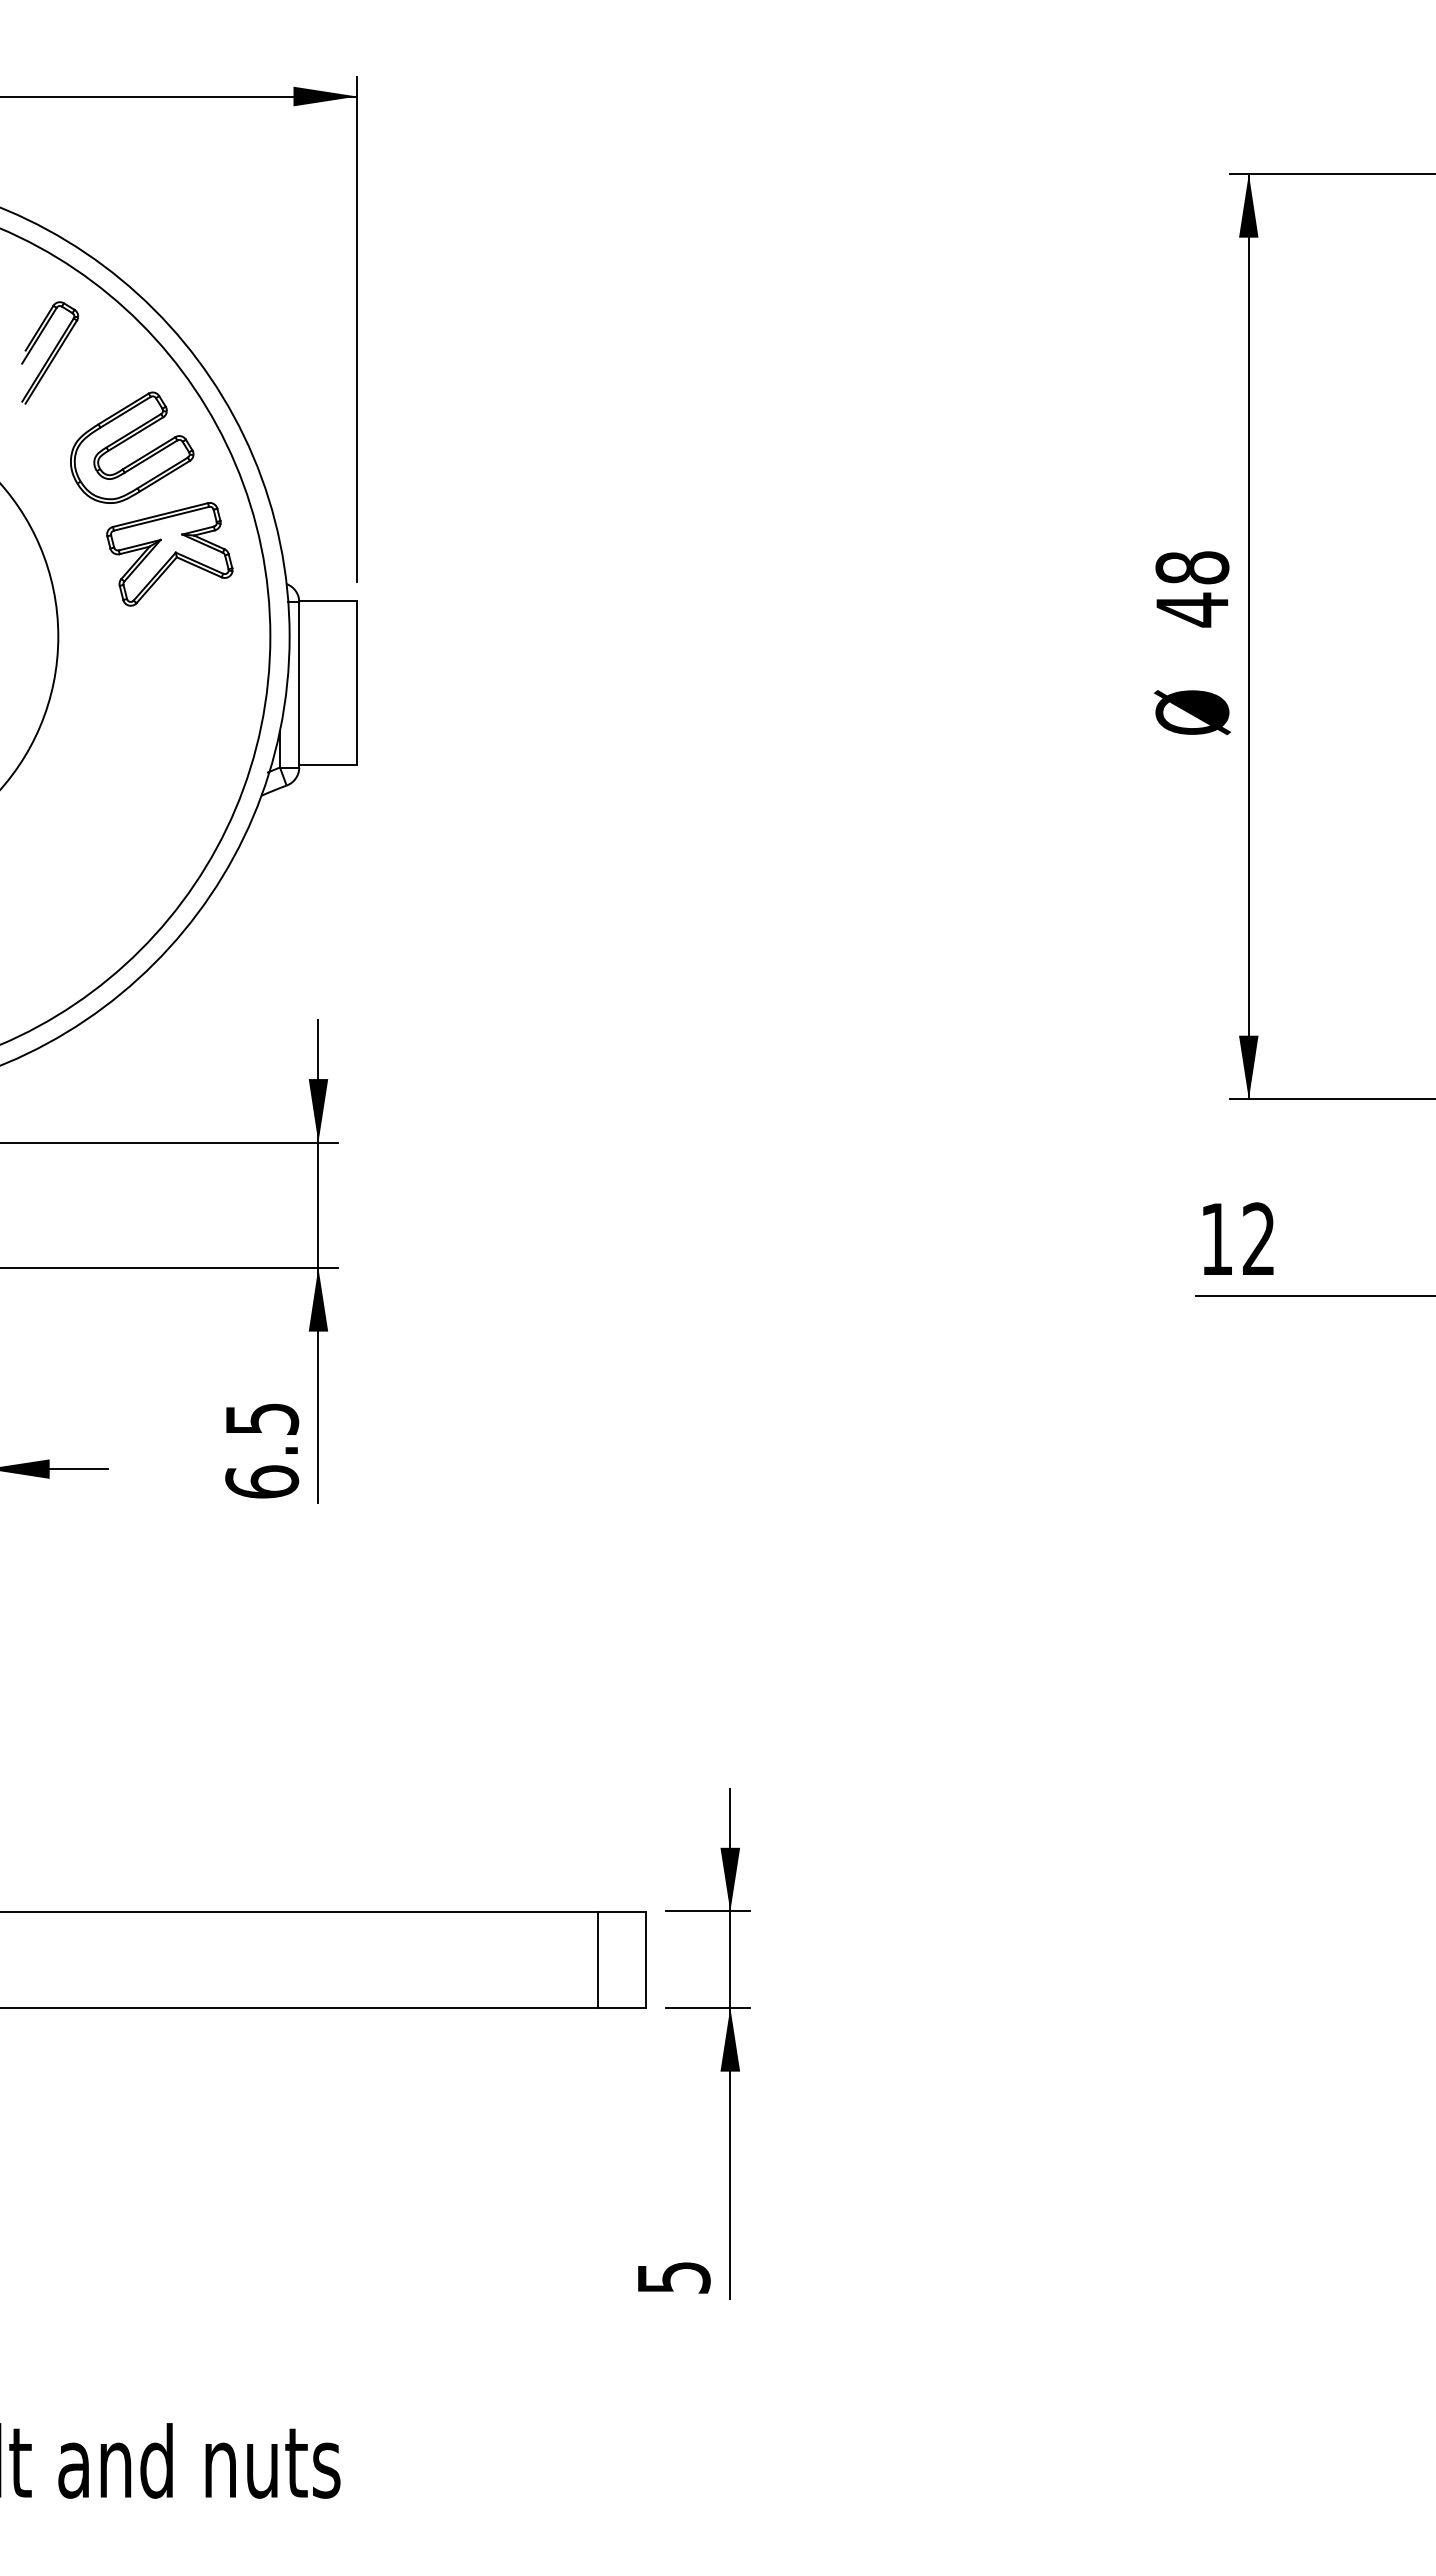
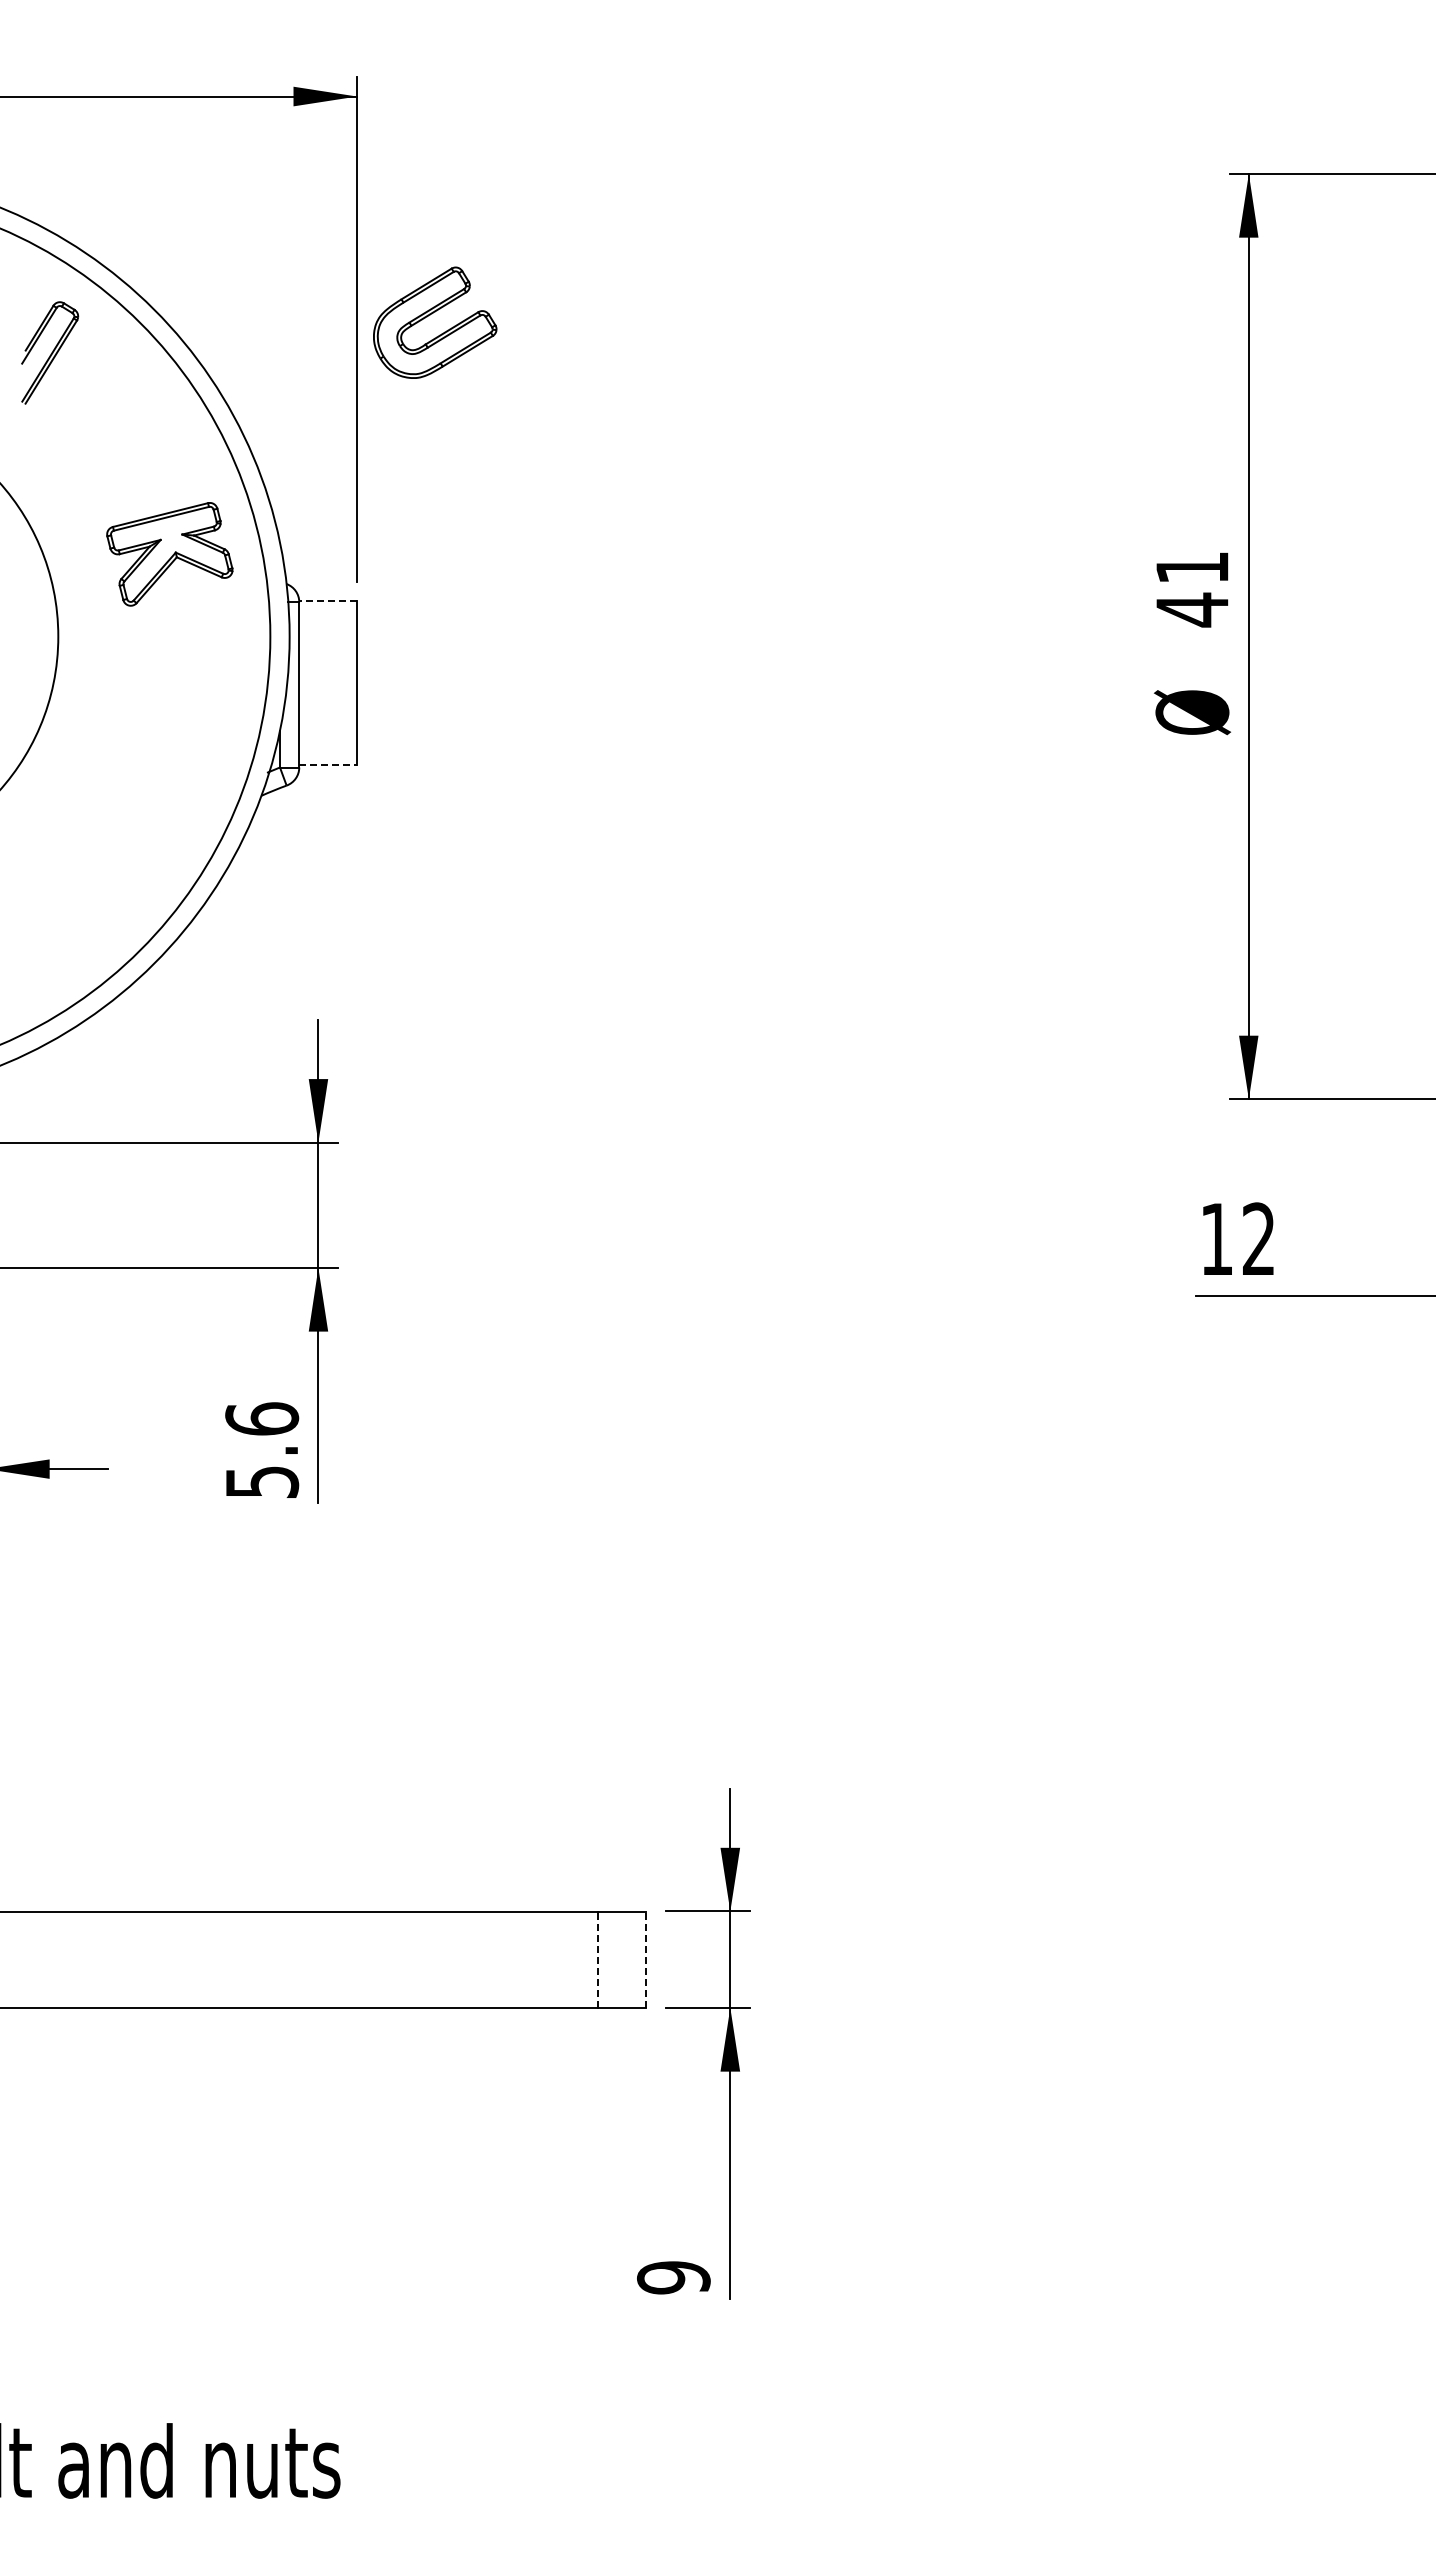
part position: (129, 439) -> (432, 314) (432, 314)
text: 48 -> 41 (1192, 567)
line: solid -> dashed (328, 601)
line: solid -> dashed (328, 765)
text: 6.5 -> 5.6 (262, 1450)
line: solid -> dashed (598, 1959)
line: solid -> dashed (646, 1959)
text: 5 -> 9 (673, 2277)
